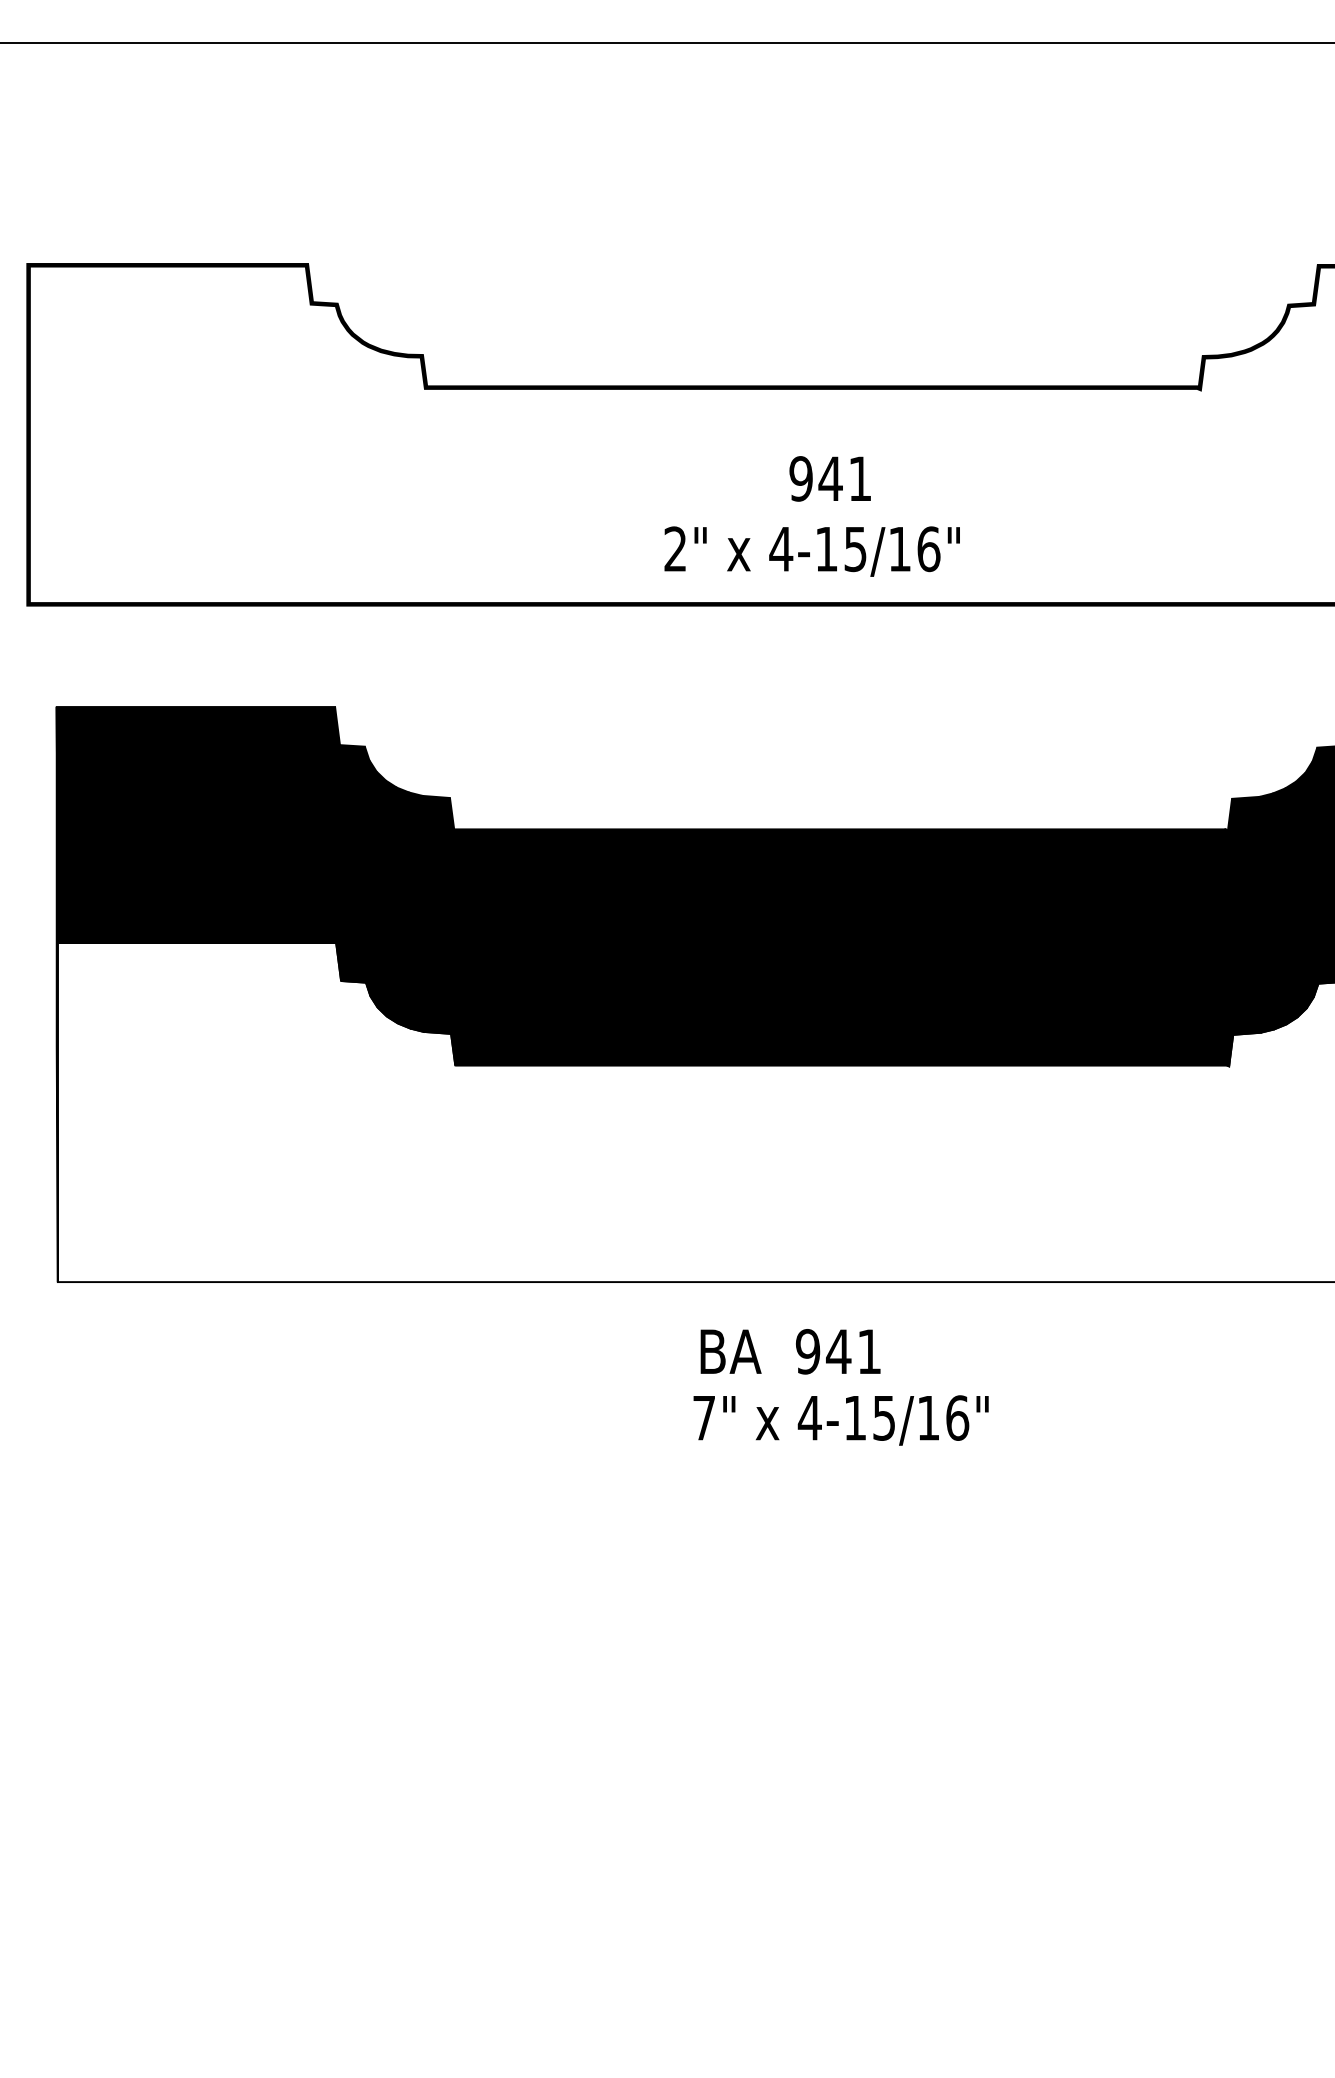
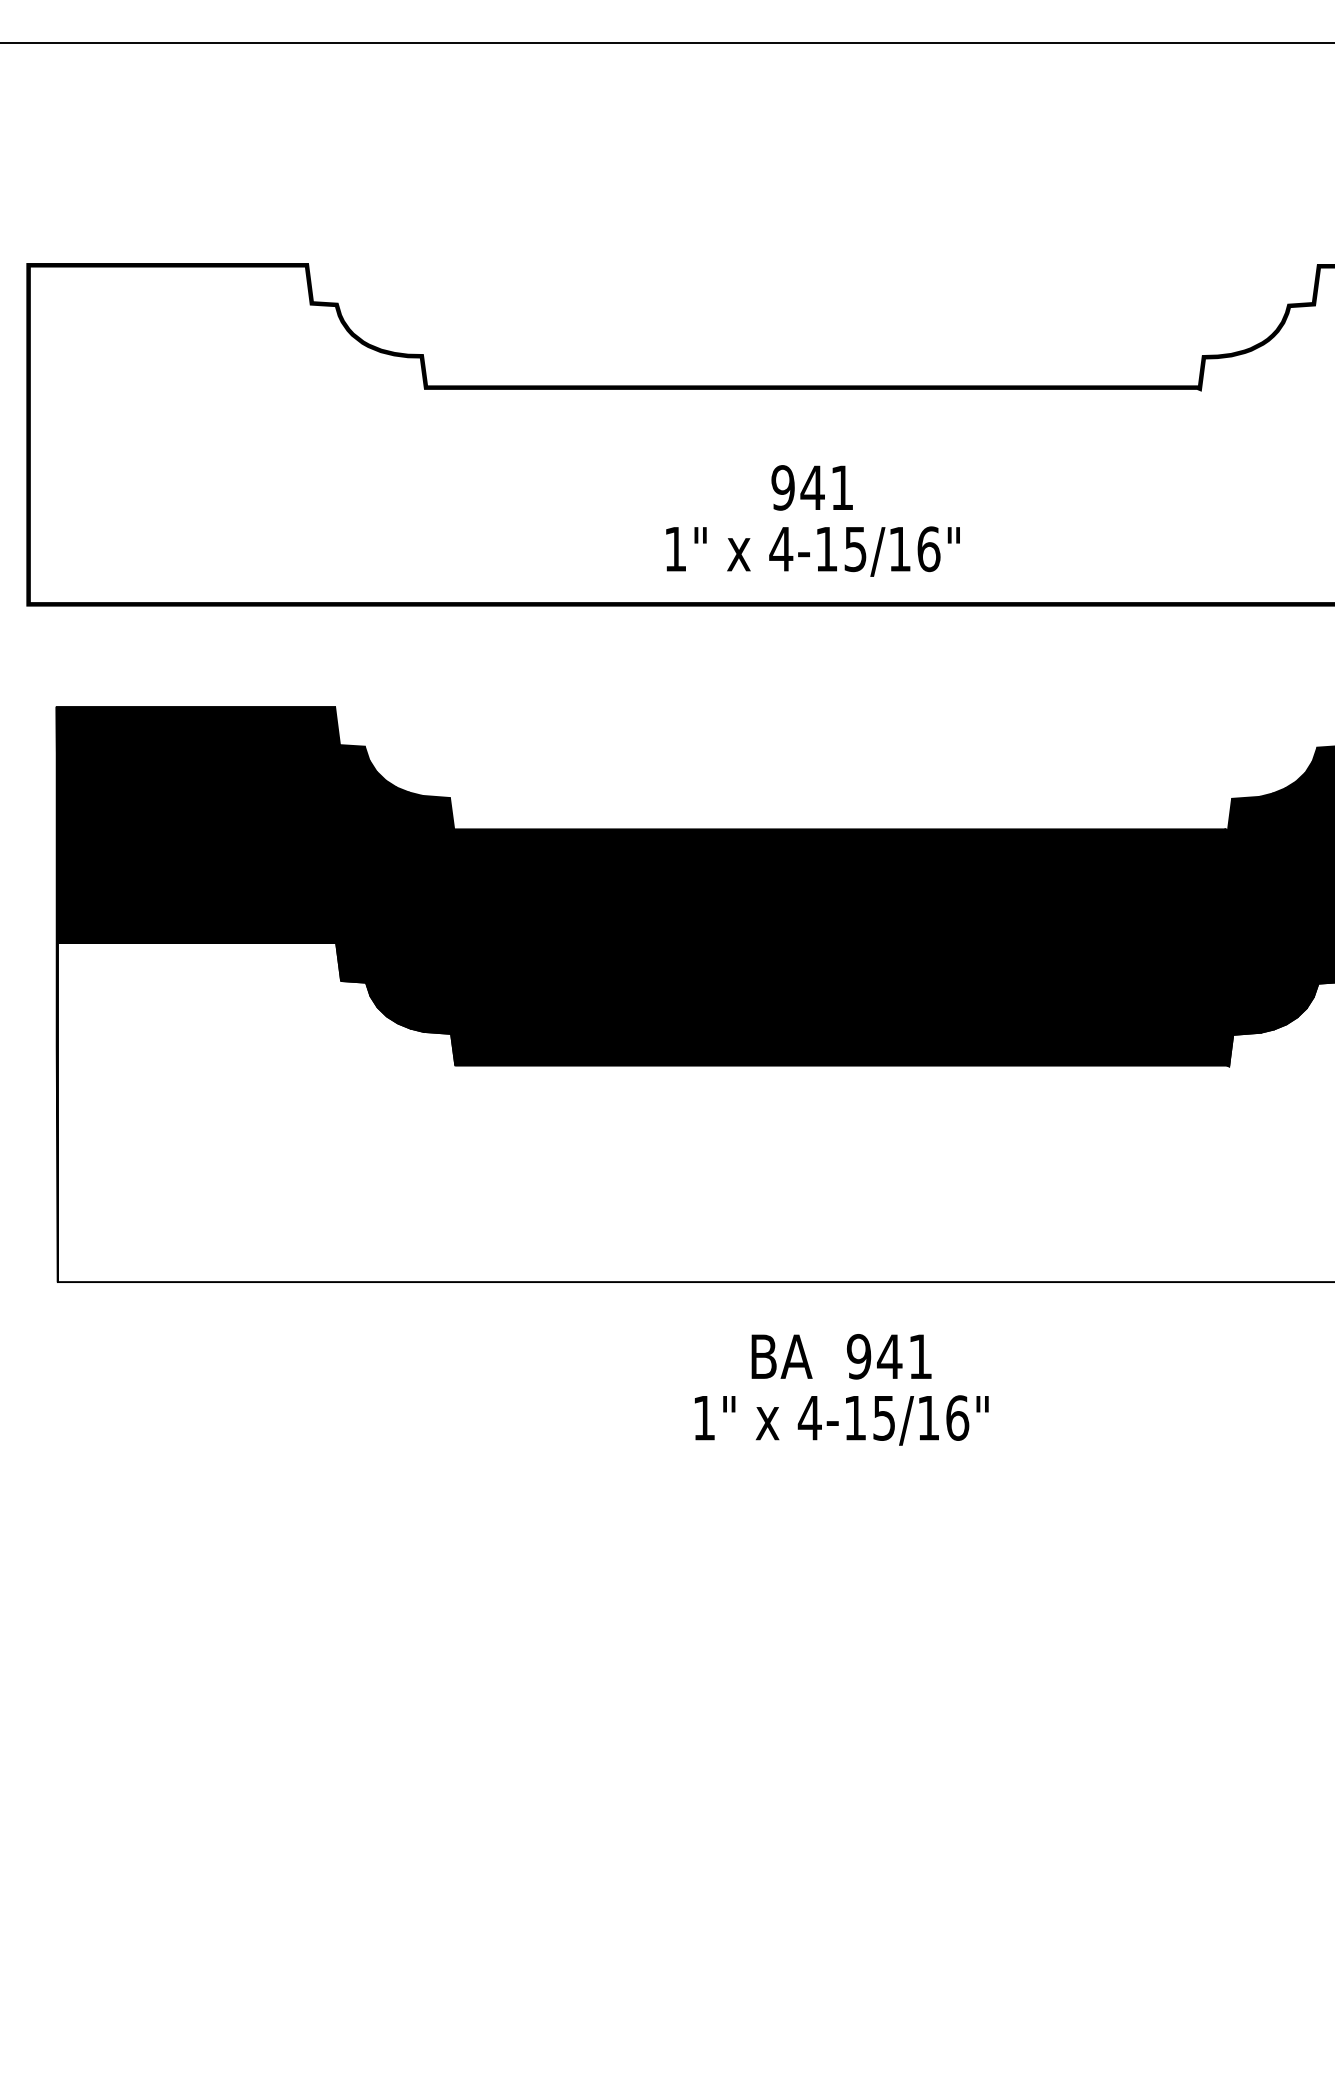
text position: (829, 478) -> (811, 487) (811, 487)
text: 2" -> 1" (674, 548)
text position: (790, 1351) -> (841, 1356) (841, 1356)
text: 7" -> 1" (703, 1418)
